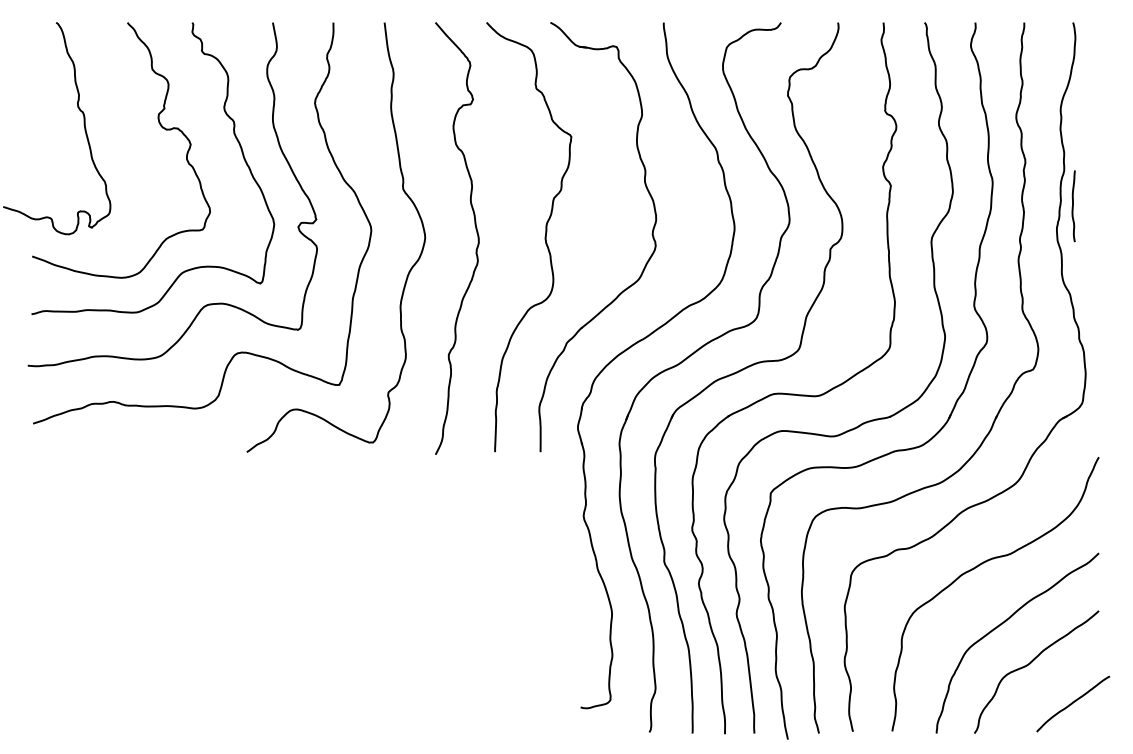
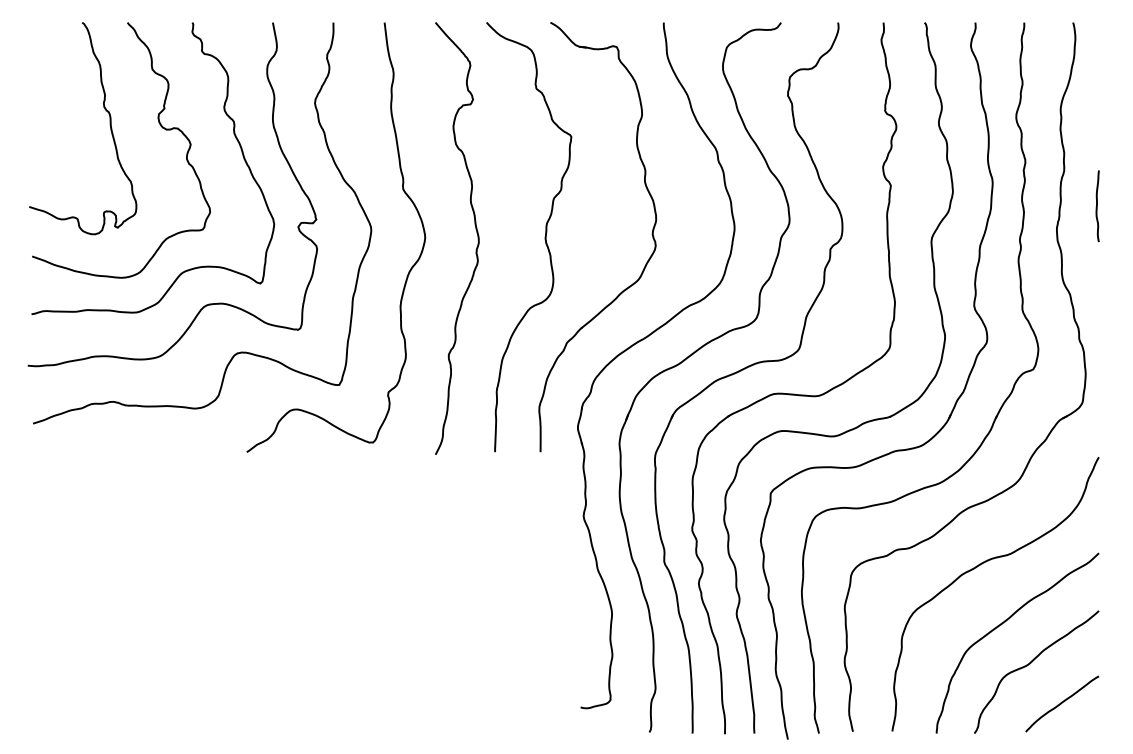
curve position: (83, 125) -> (109, 125) (109, 125)
curve position: (1073, 206) -> (1097, 206) (1097, 206)
curve position: (1073, 703) -> (1062, 703) (1062, 703)
